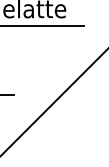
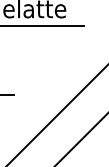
line position: (53, 102) -> (57, 115) (57, 115)
line: none -> present (81, 139)
